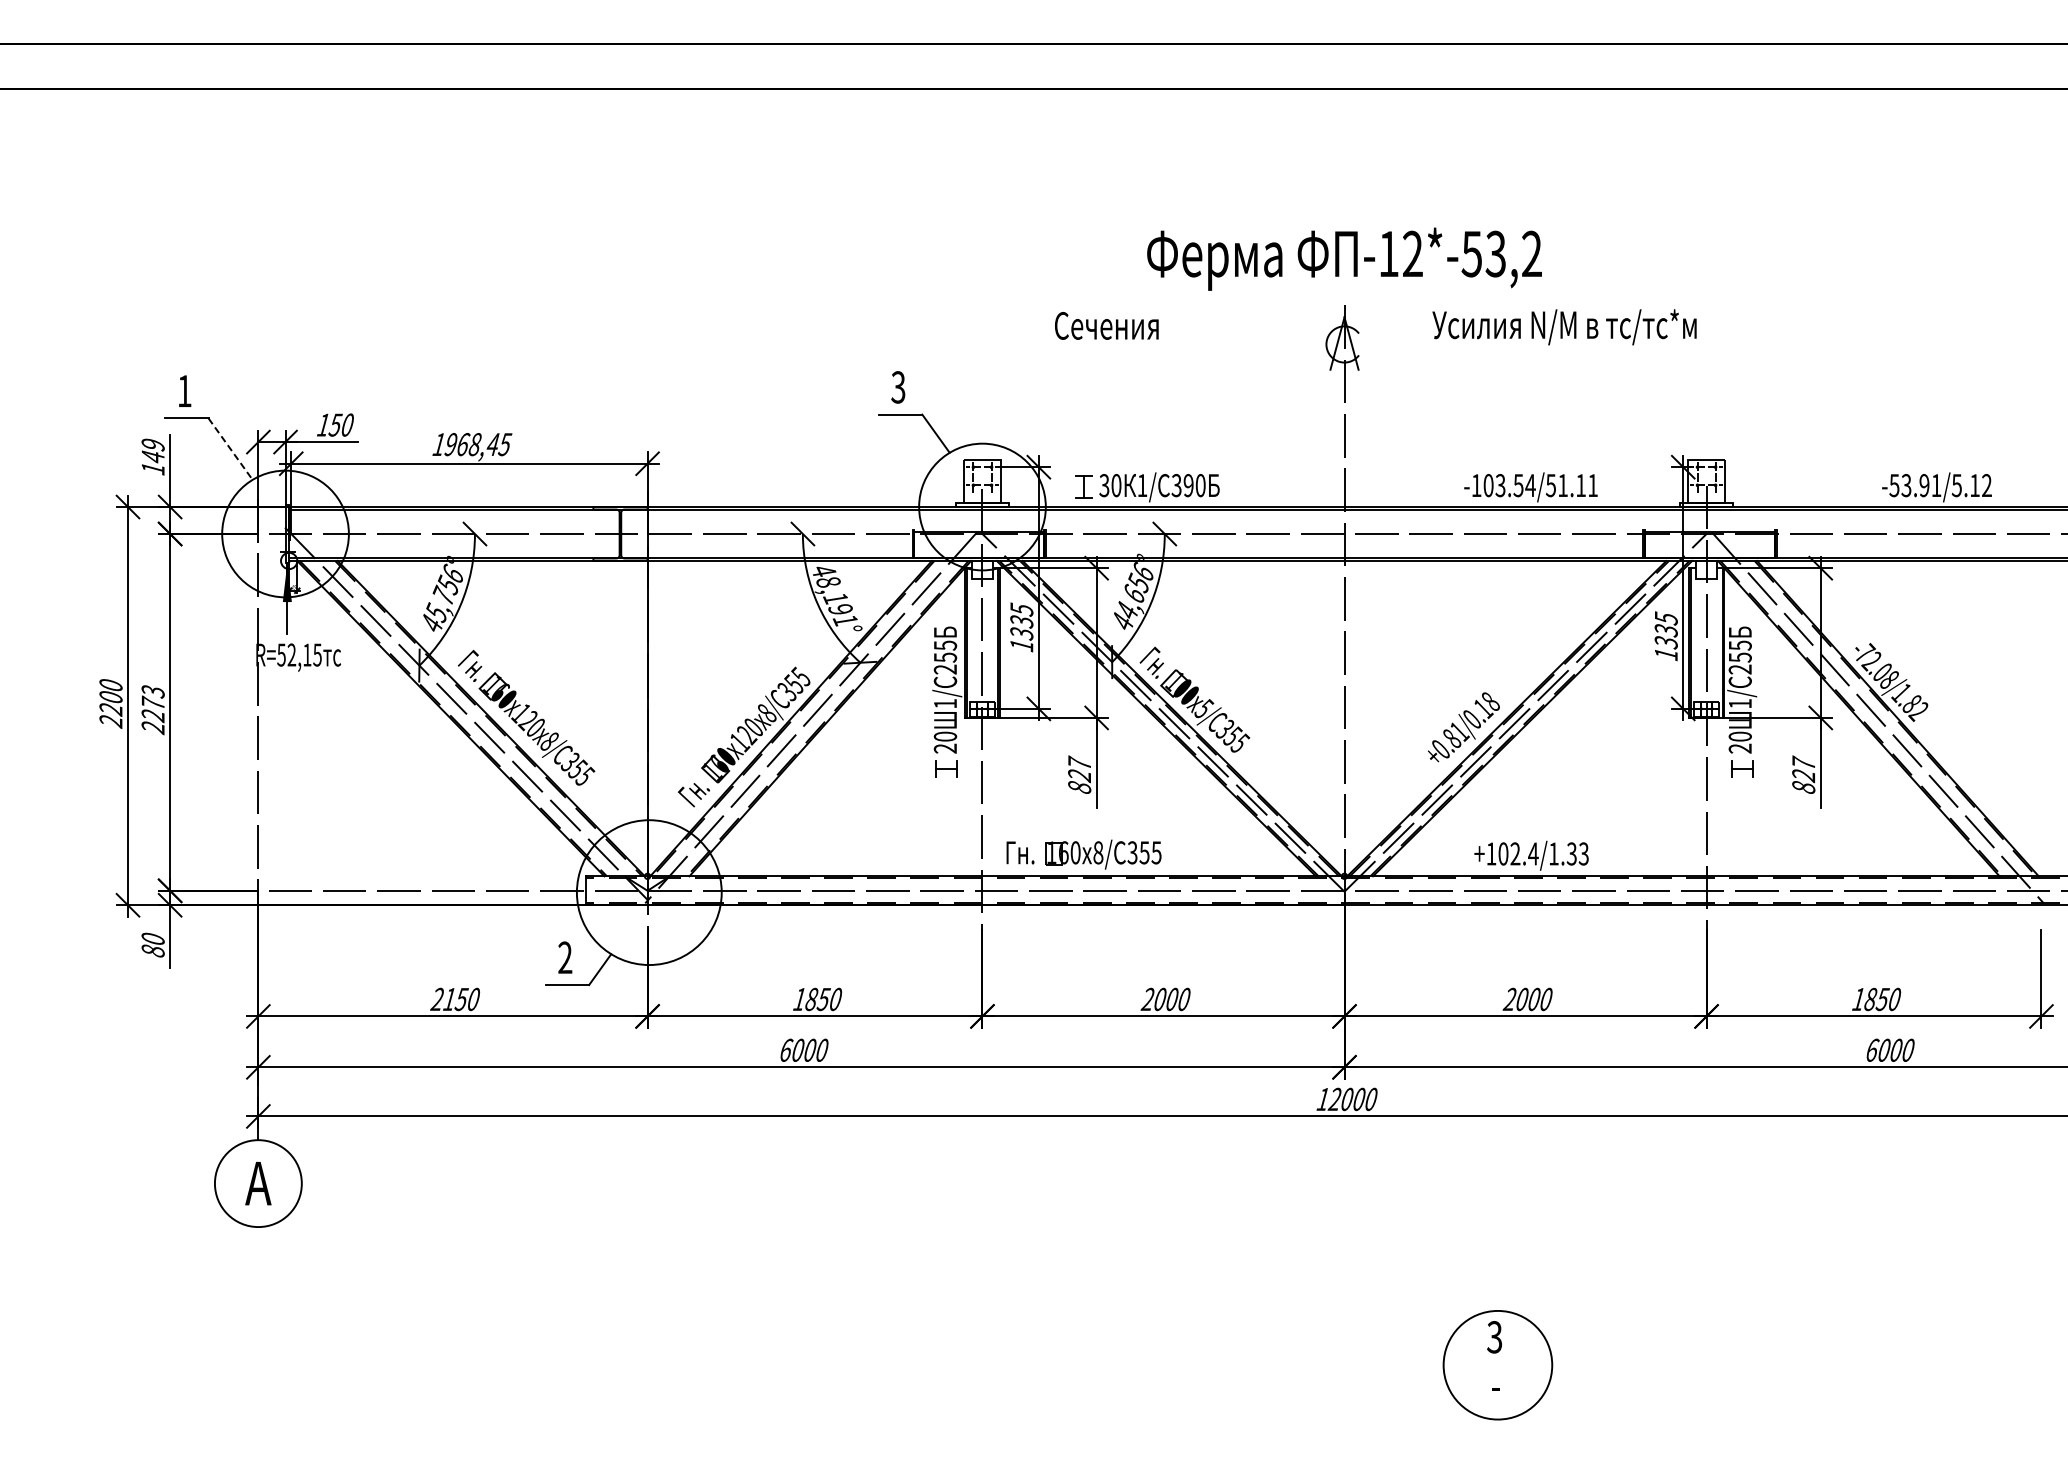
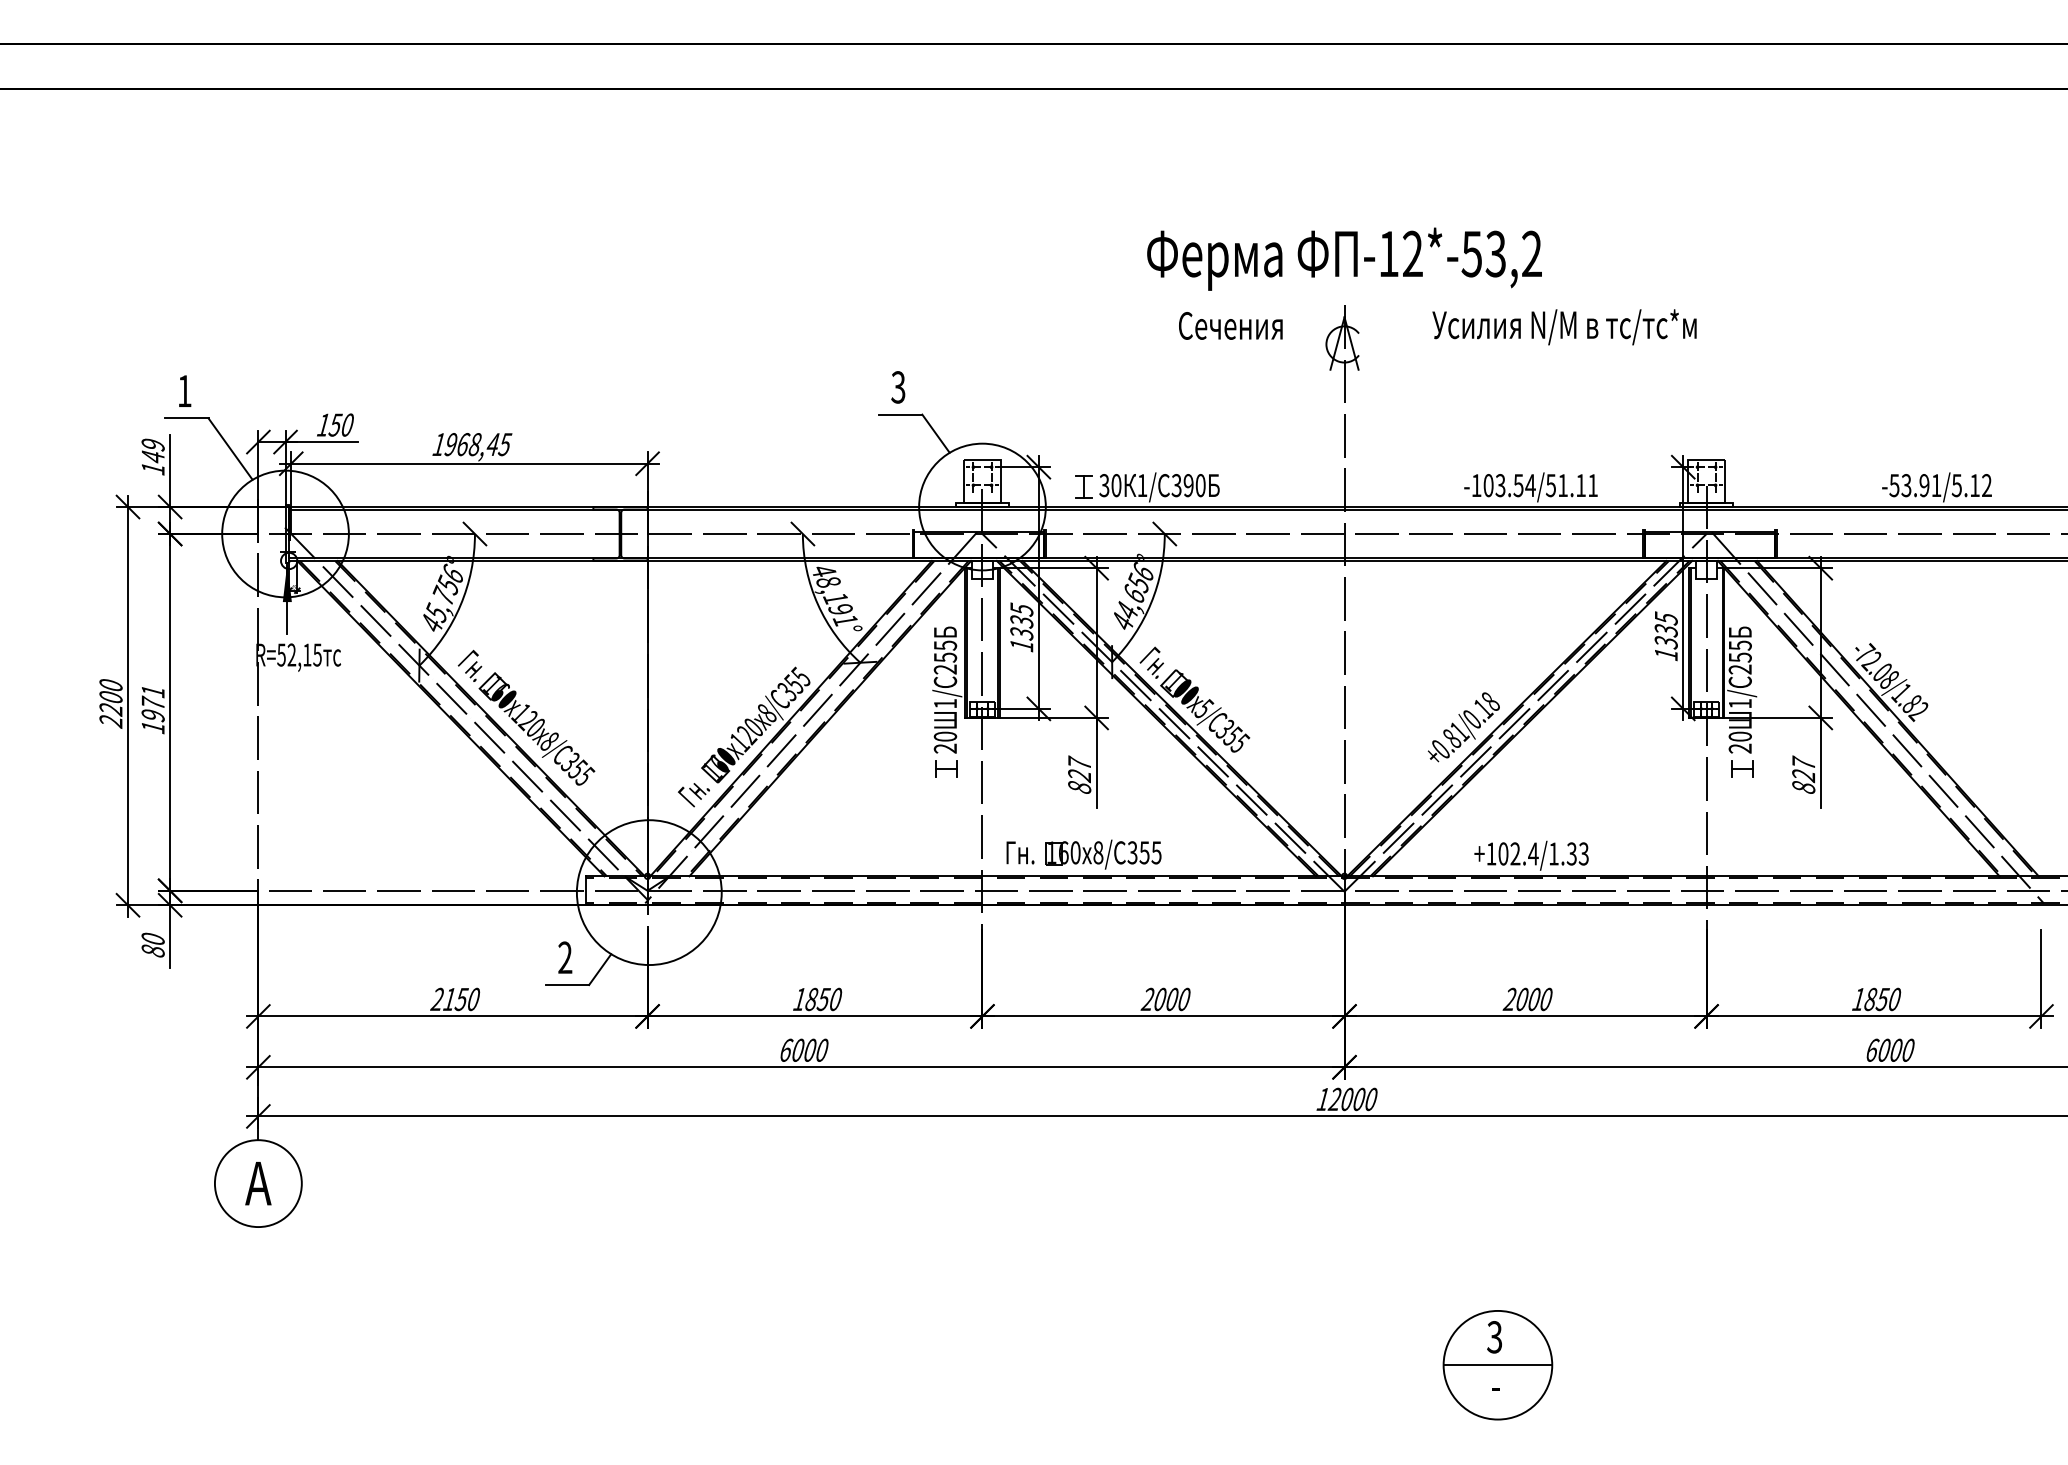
text position: (1106, 325) -> (1230, 325) (1230, 325)
line: dashed -> solid (230, 449)
text: 2273 -> 1971 (152, 710)
line: none -> present (1497, 1365)
